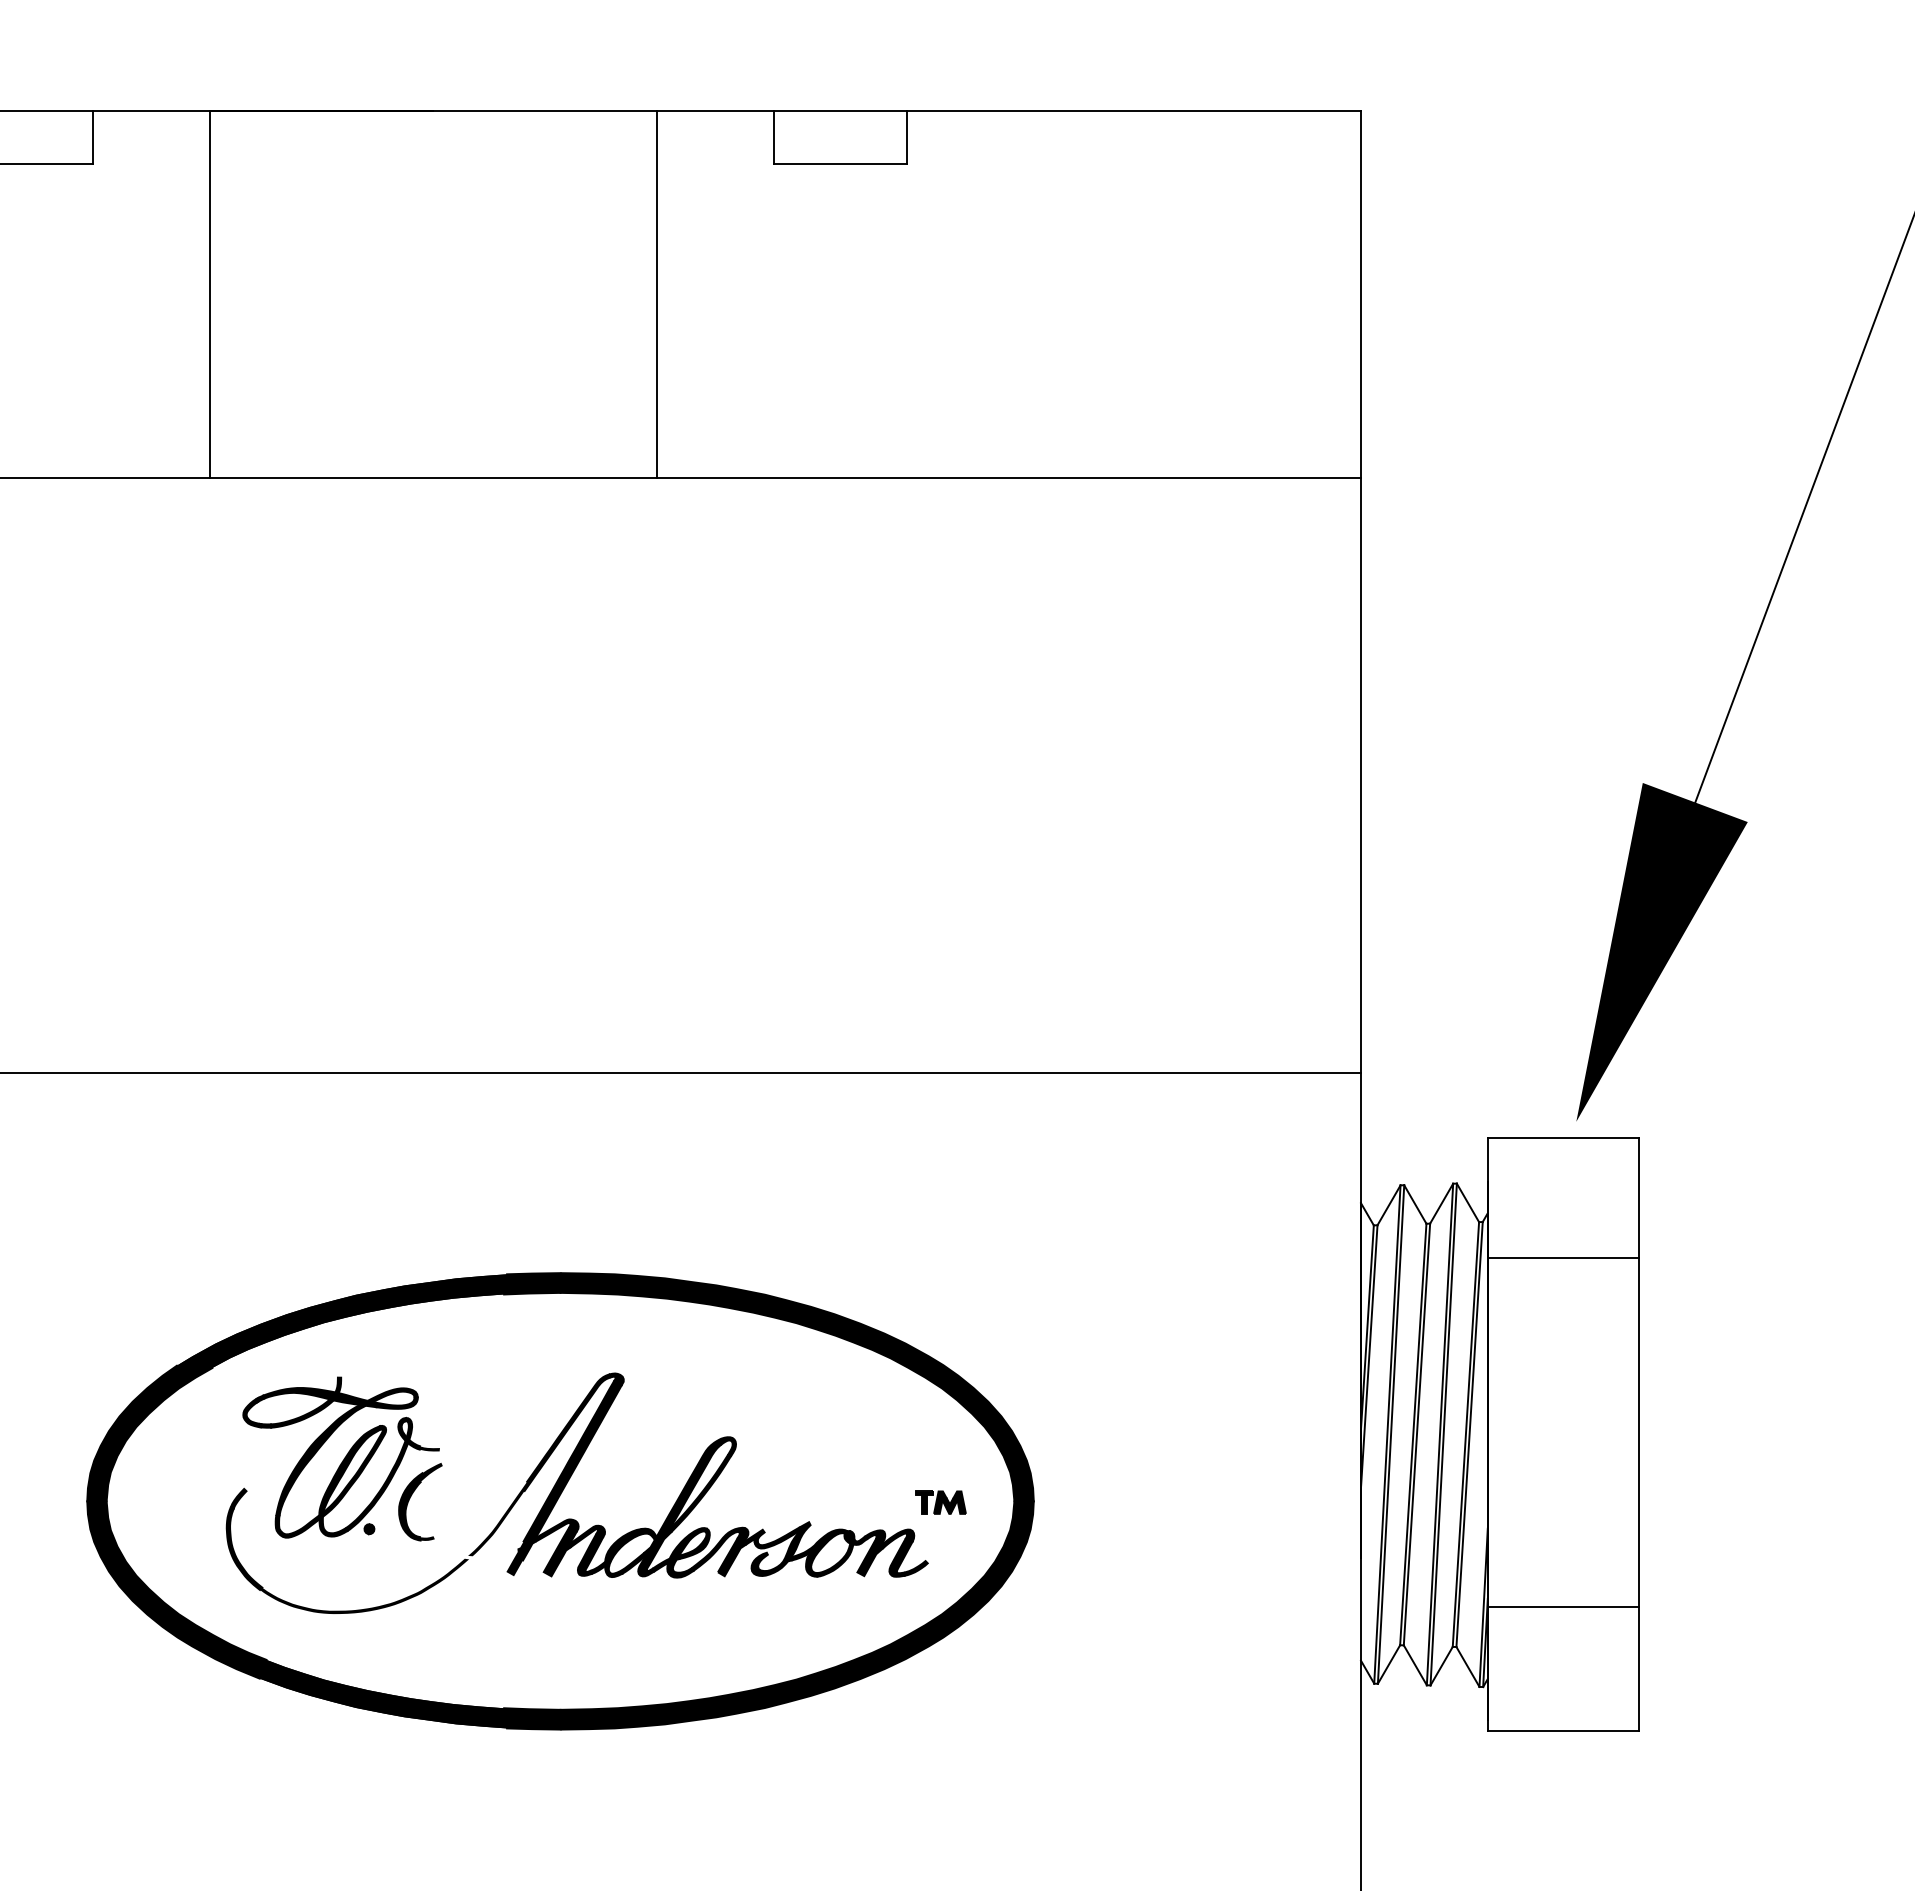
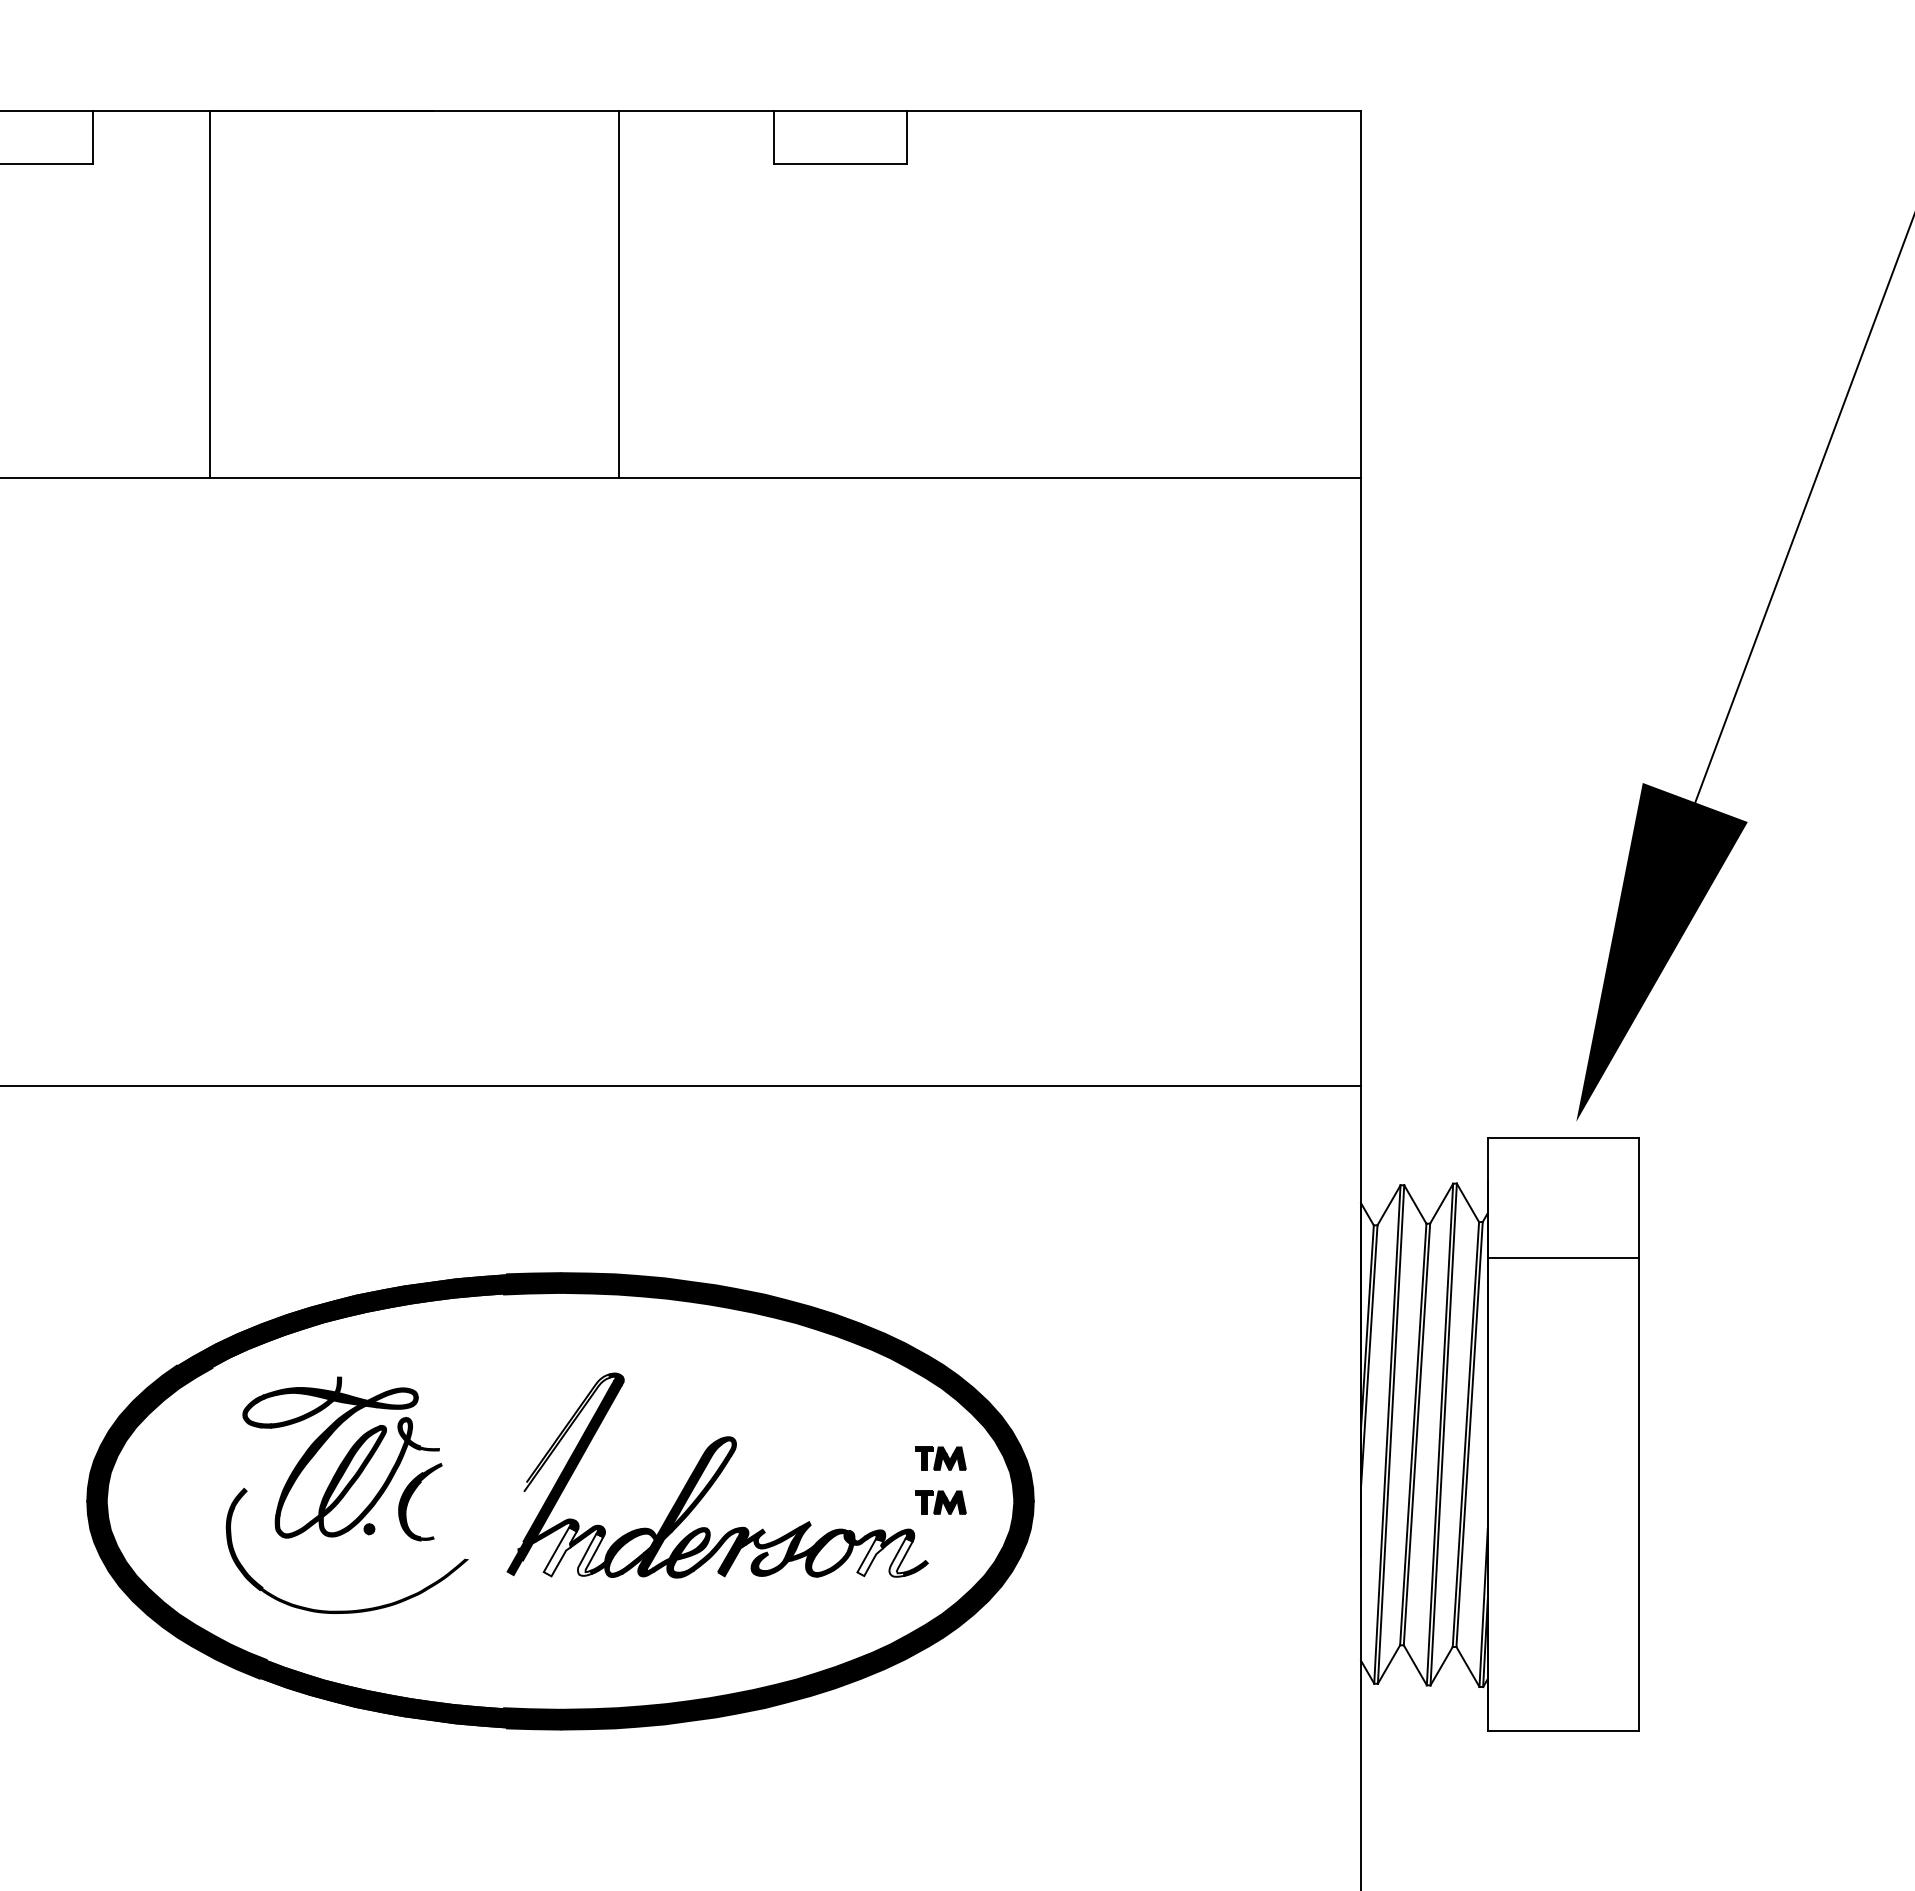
line position: (657, 294) -> (619, 294) (619, 294)
line position: (681, 1073) -> (681, 1086) (681, 1086)
part: none -> present (940, 1458)
fill: present -> none (539, 1465)
fill: present -> none (559, 1551)
fill: present -> none (590, 1554)
fill: present -> none (870, 1557)
fill: present -> none (900, 1557)
line: present -> none (1562, 1606)
